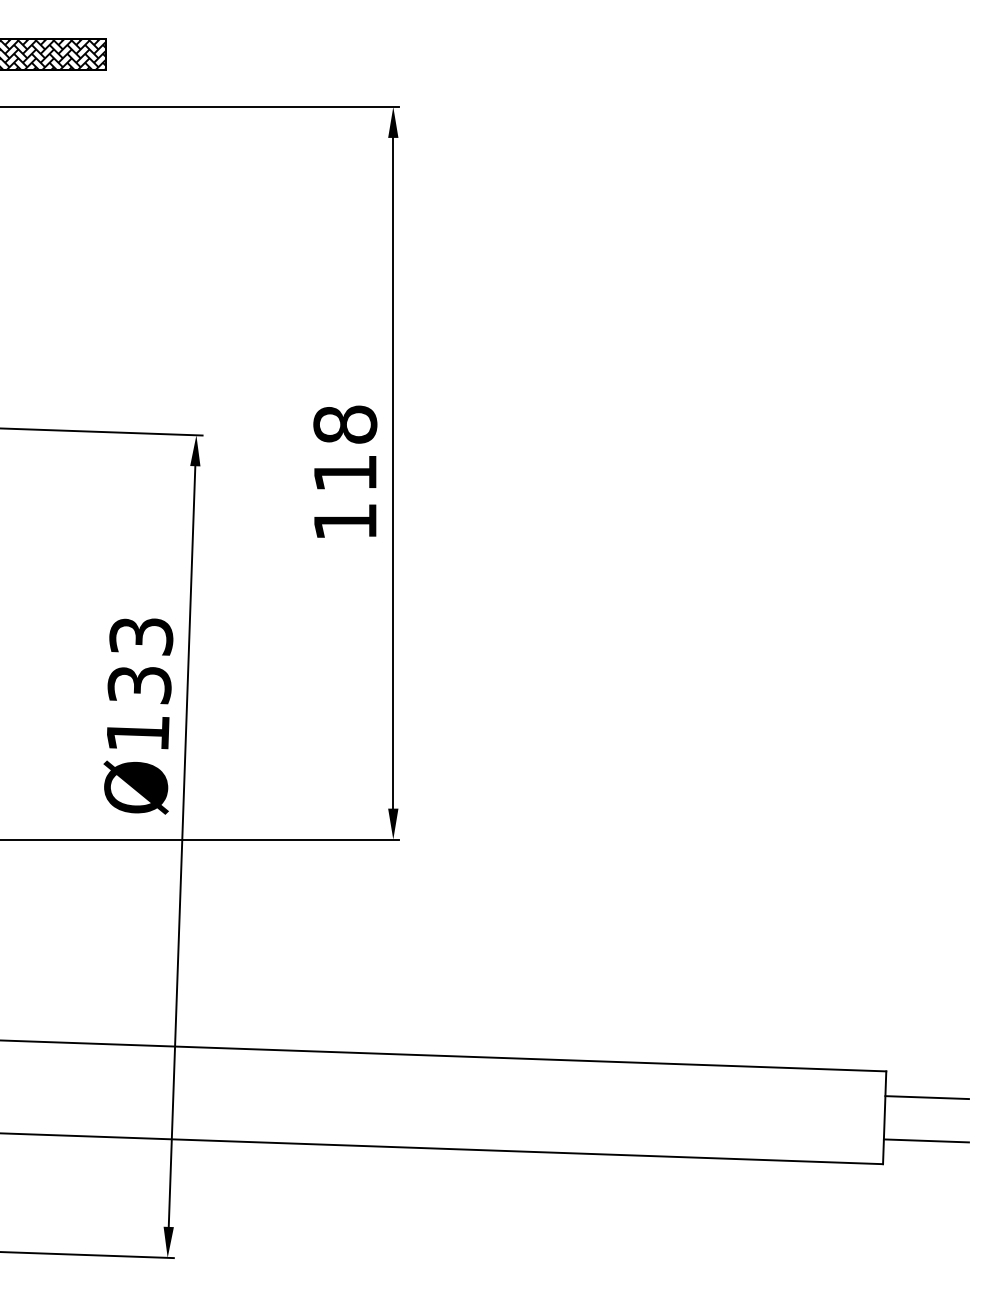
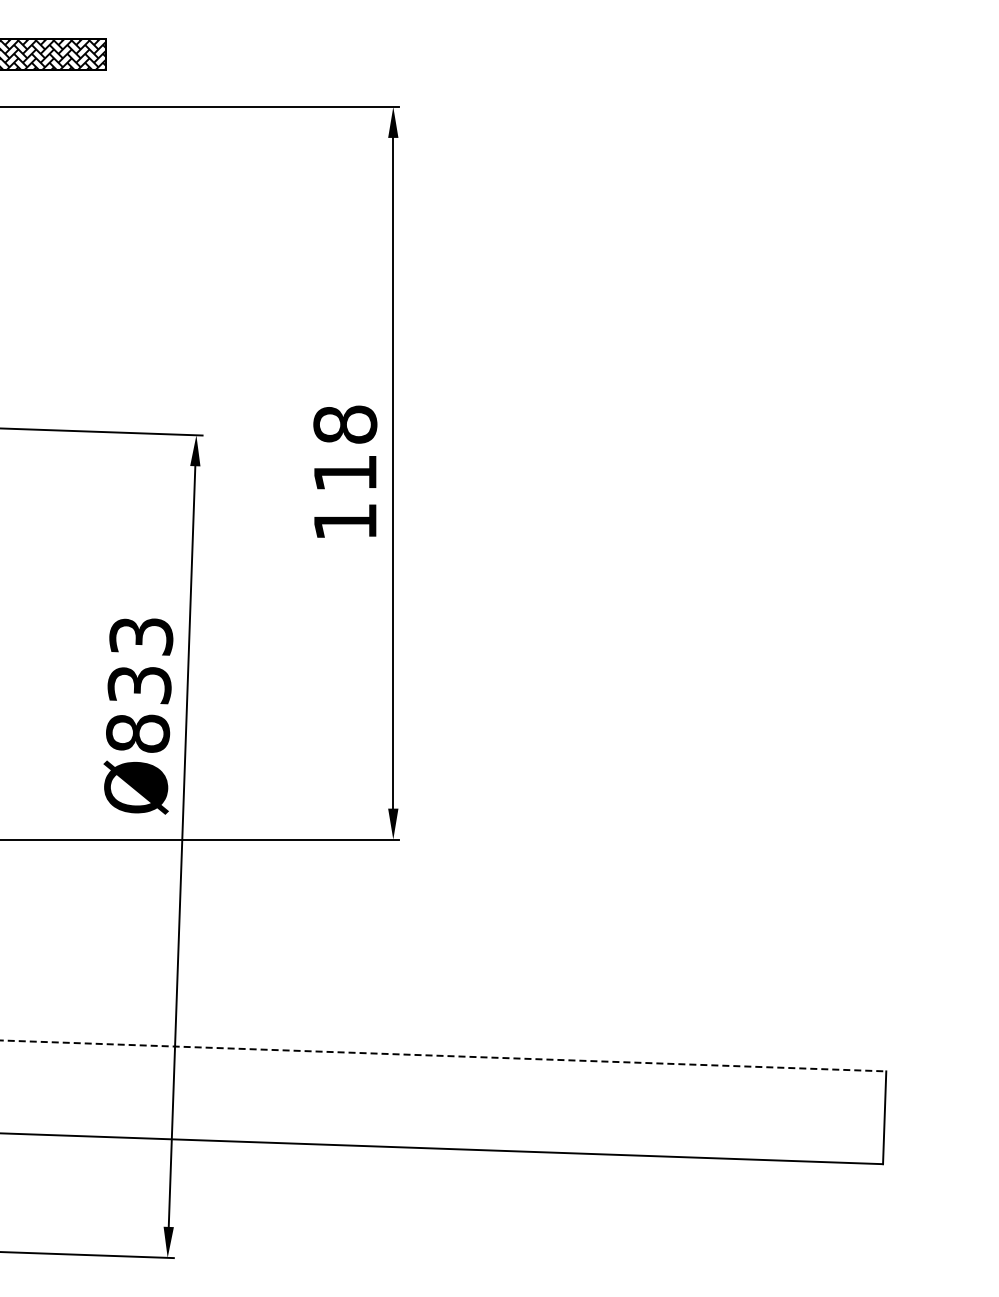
text: Ø133 -> Ø833 (138, 733)
line: solid -> dashed (444, 1055)
line: present -> none (926, 1097)
line: present -> none (925, 1140)
